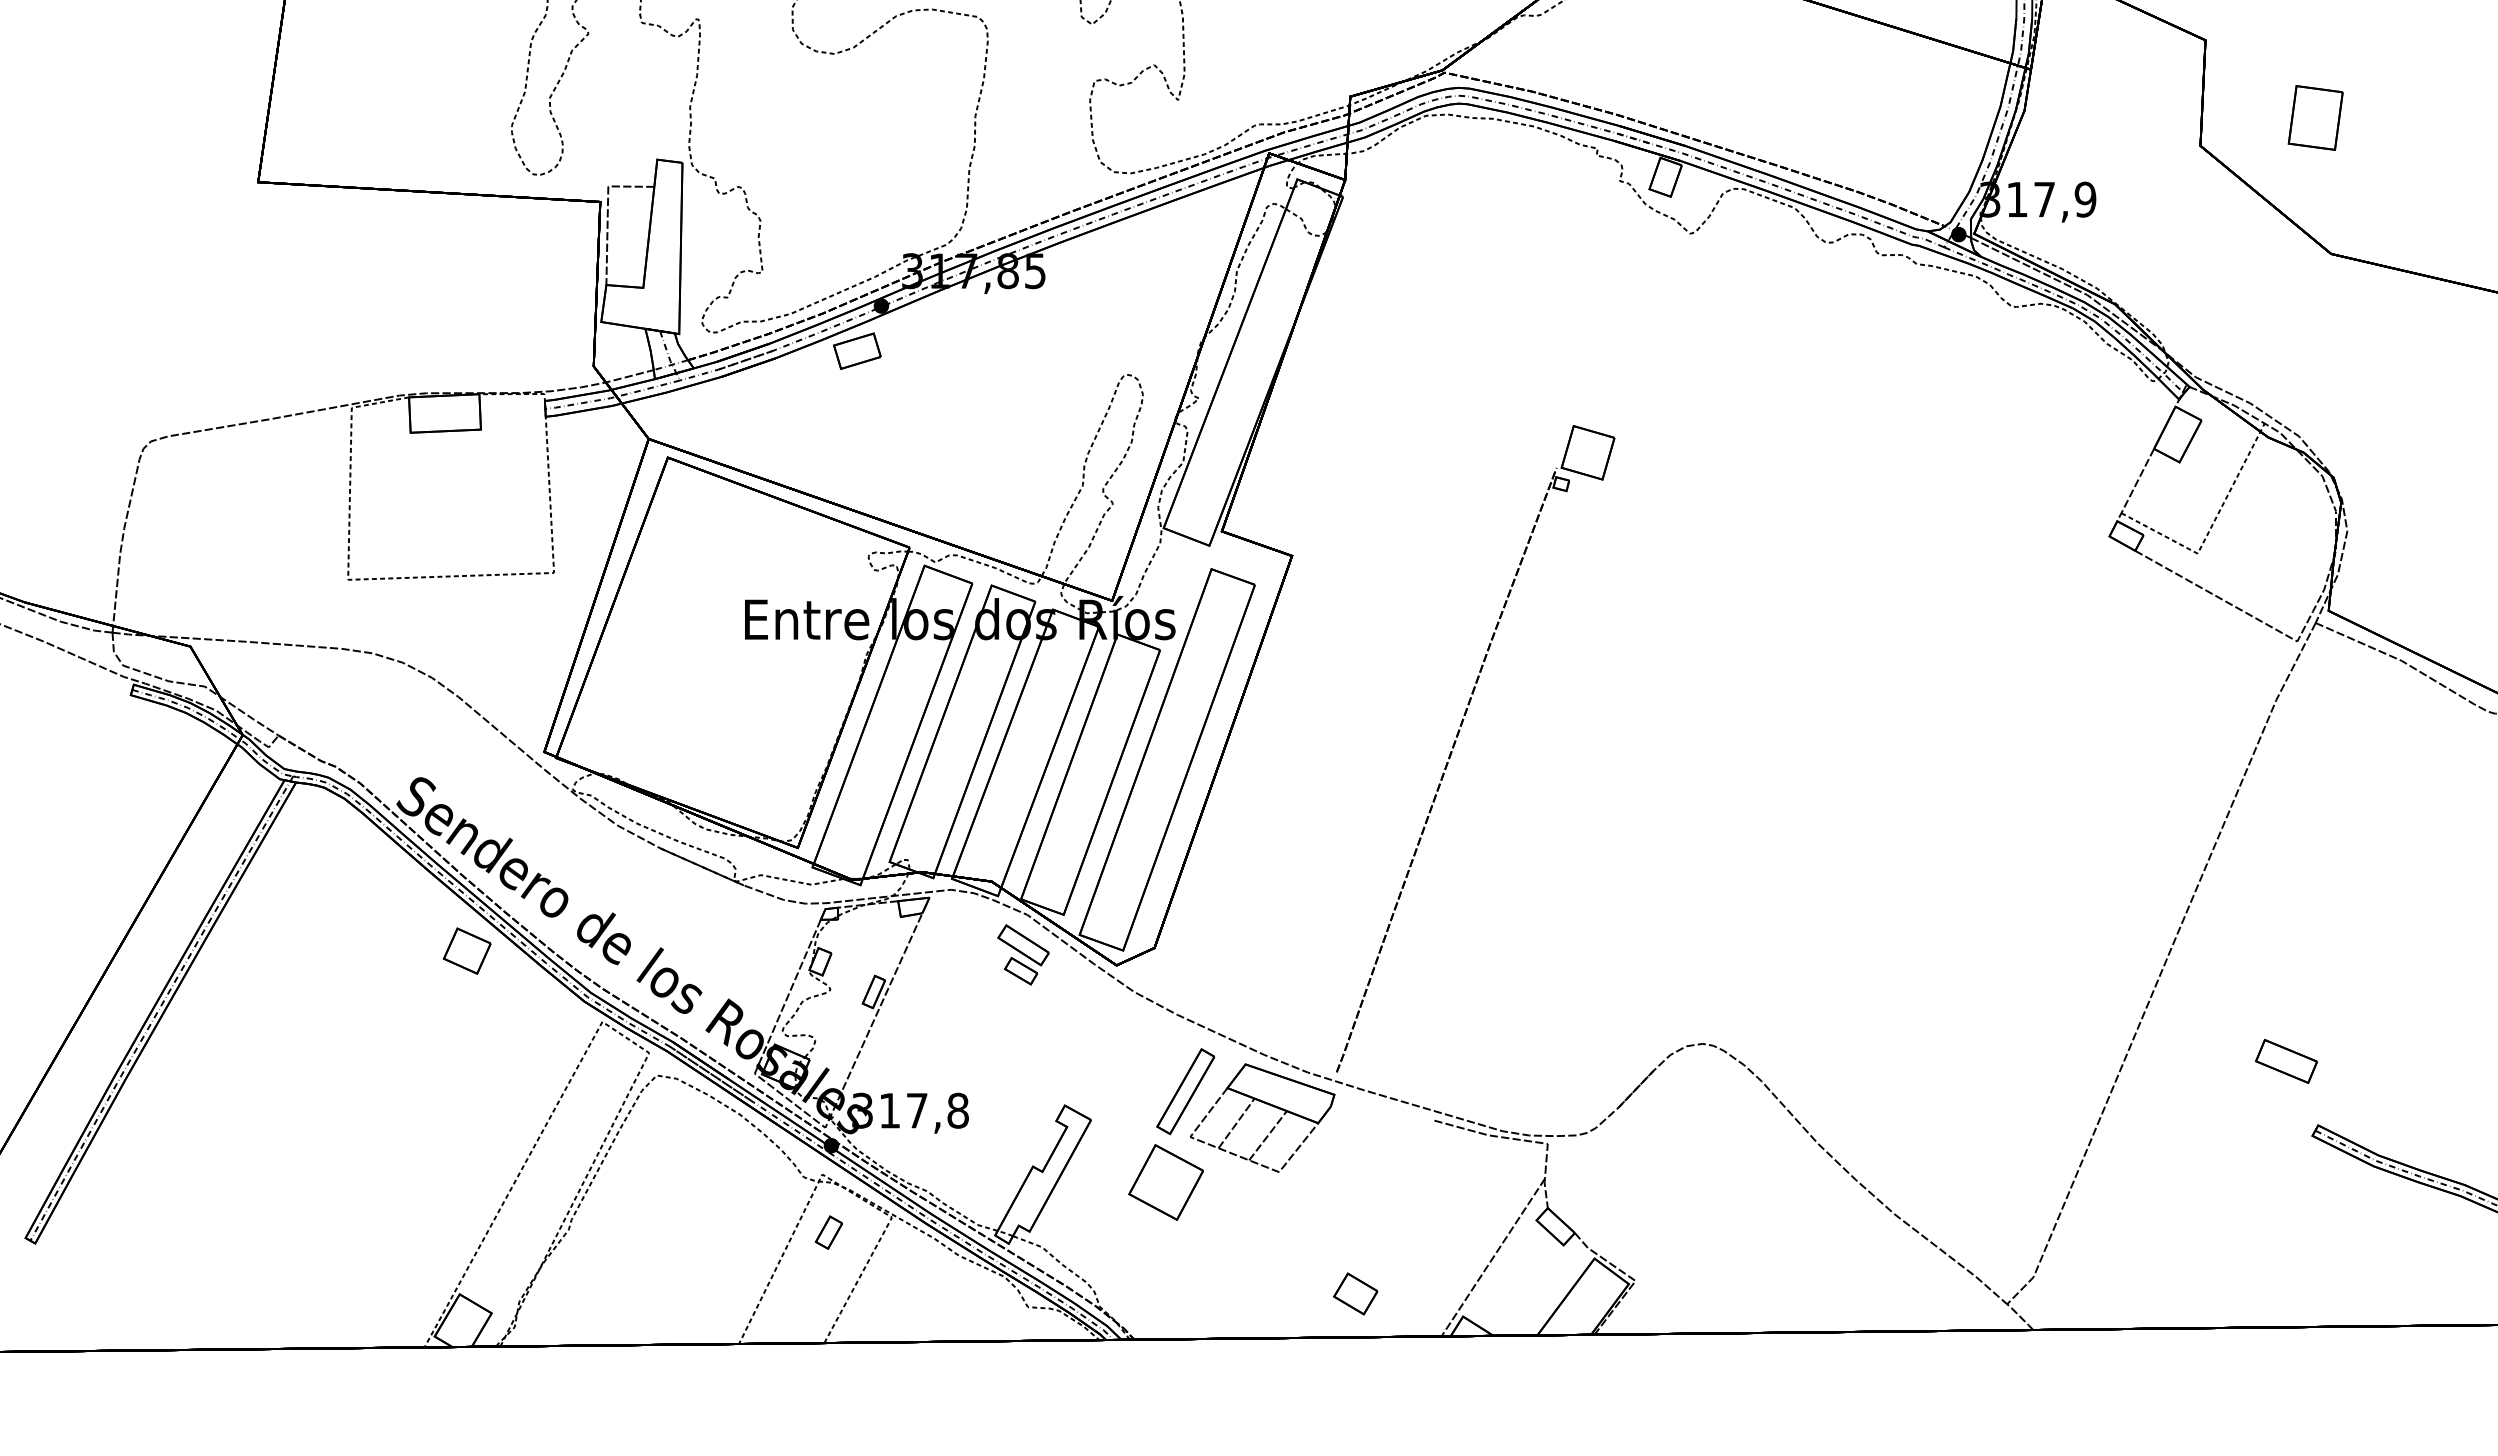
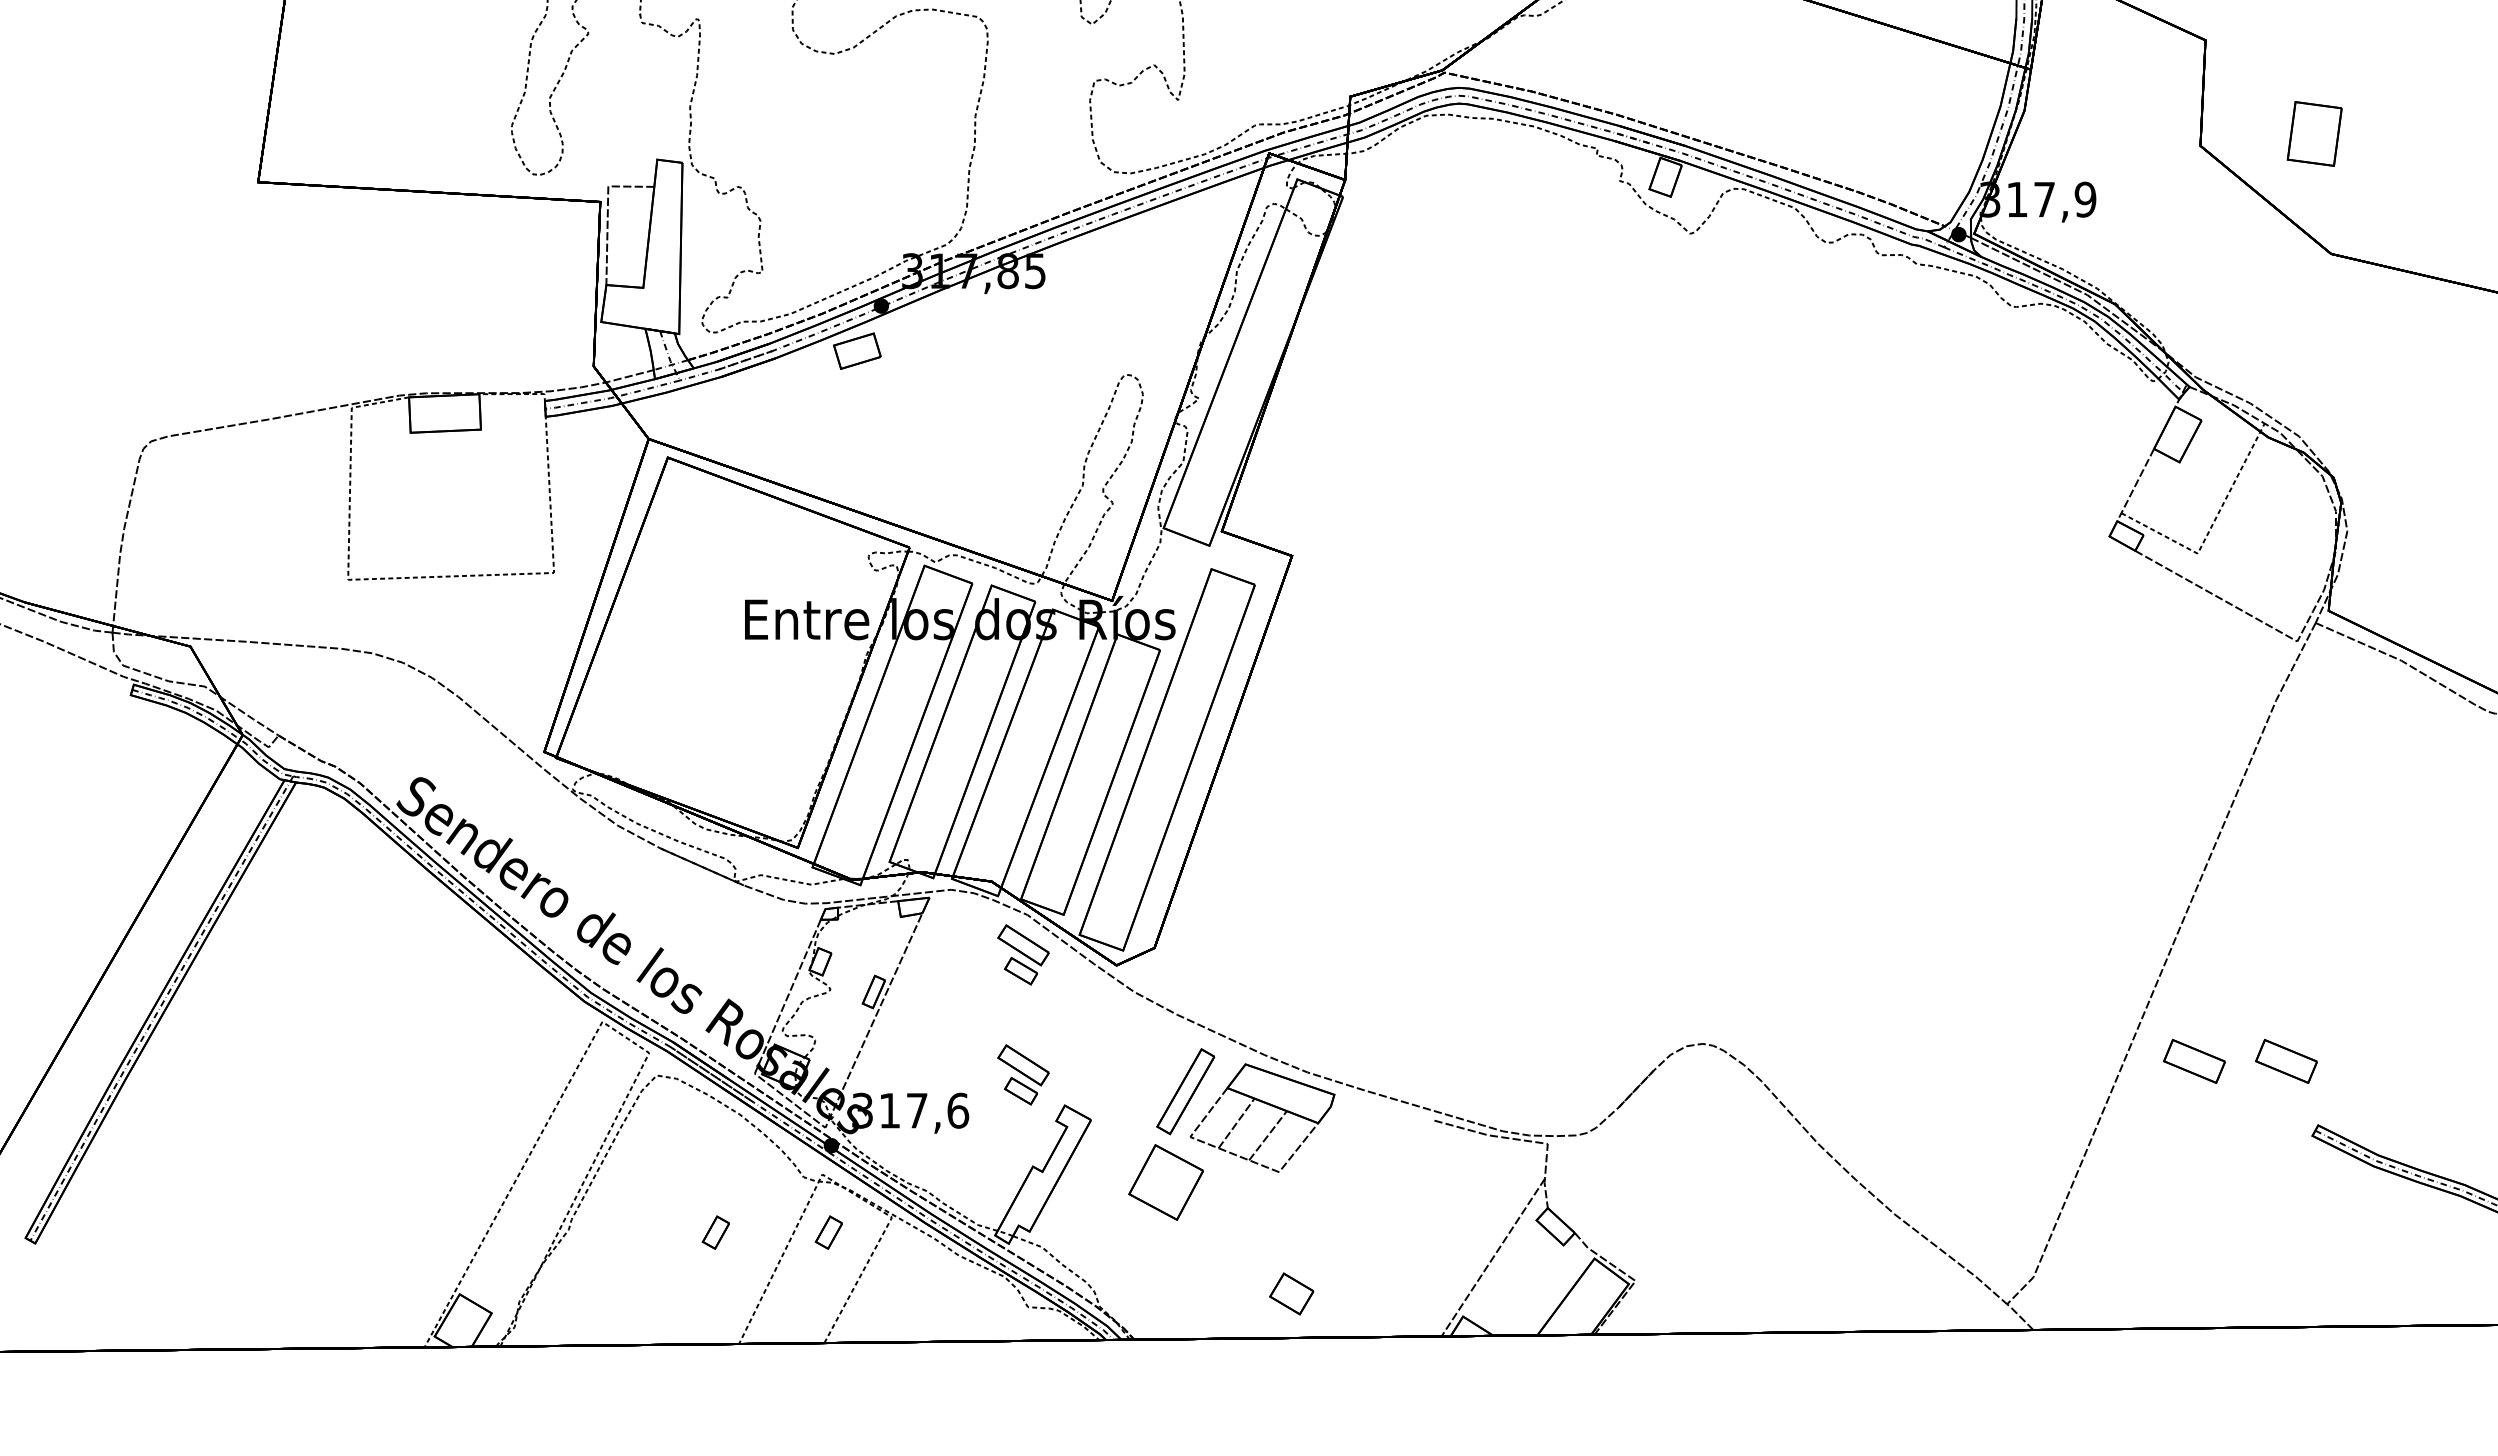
part position: (2315, 117) -> (2314, 133) (2314, 133)
part: present -> none (1456, 741)
part: present -> none (466, 950)
part: none -> present (2194, 1060)
part: none -> present (1023, 1074)
text: 317,8 -> 317,6 (958, 1110)
part: none -> present (715, 1232)
part position: (1355, 1293) -> (1291, 1293) (1291, 1293)
